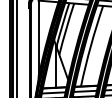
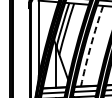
arc: solid -> dashed (90, 45)
line: present -> none (16, 48)
